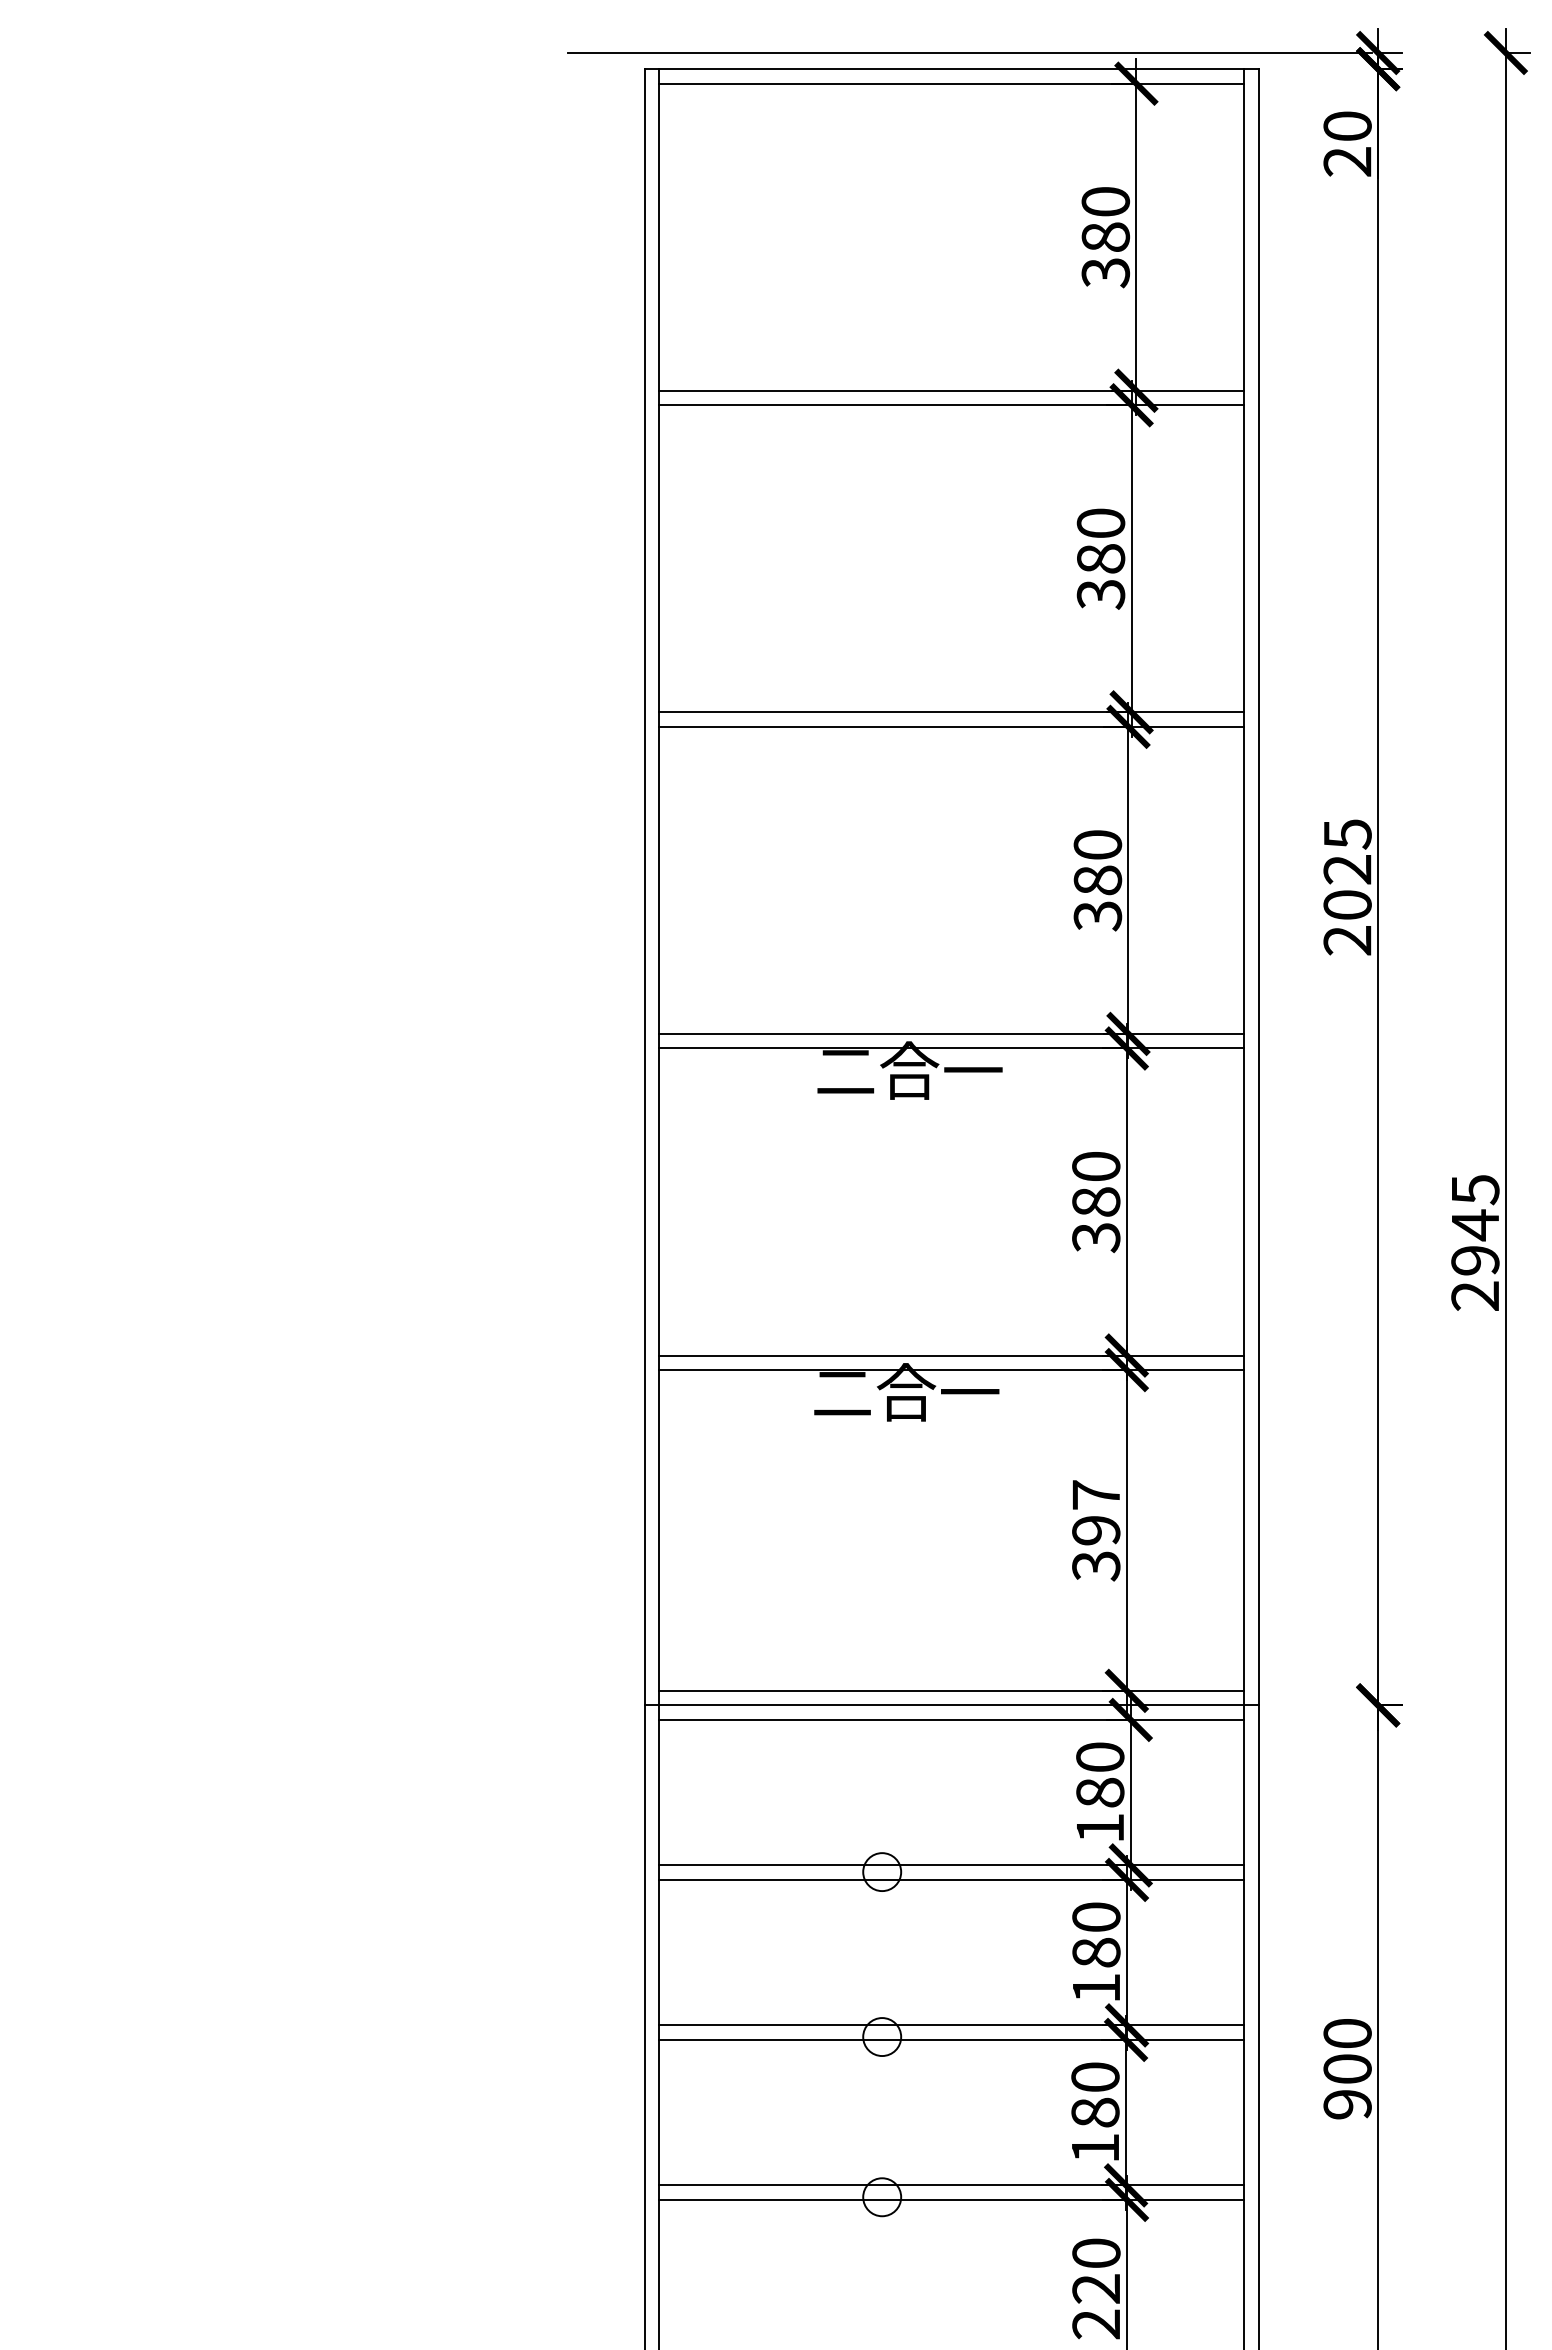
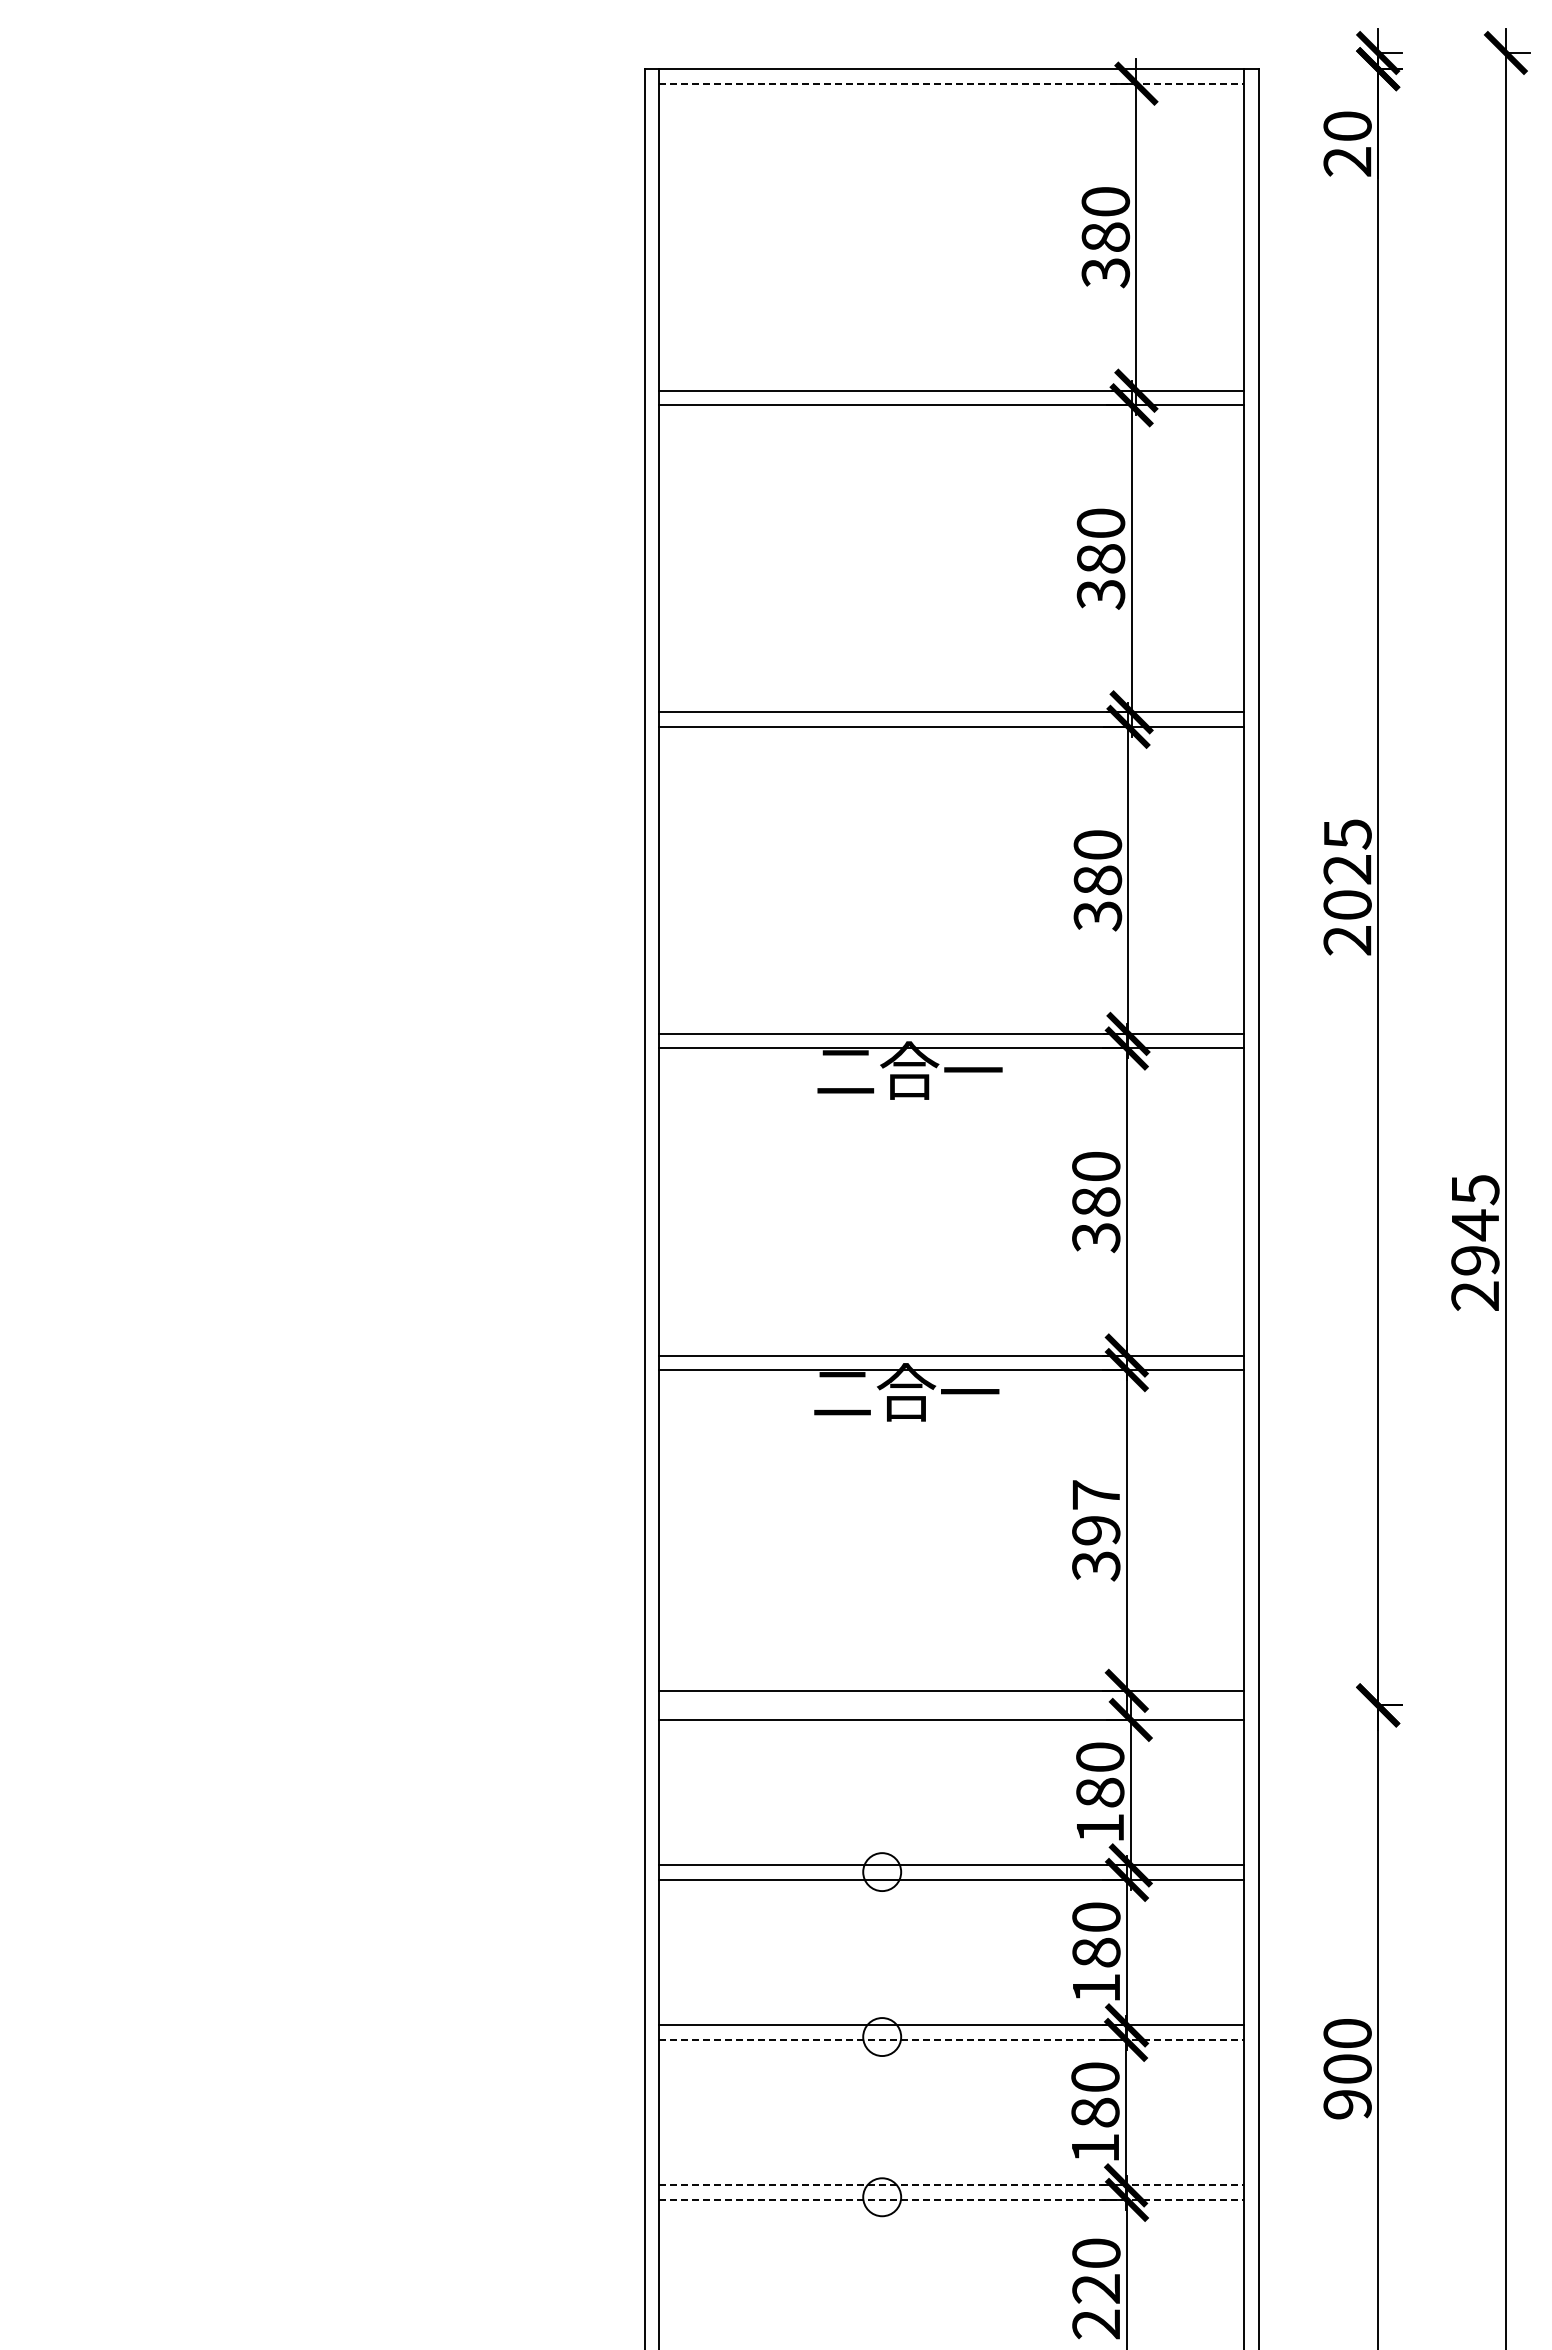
line: present -> none (970, 53)
line: solid -> dashed (951, 83)
line: present -> none (951, 1705)
line: solid -> dashed (951, 2039)
line: solid -> dashed (951, 2185)
line: solid -> dashed (951, 2199)
